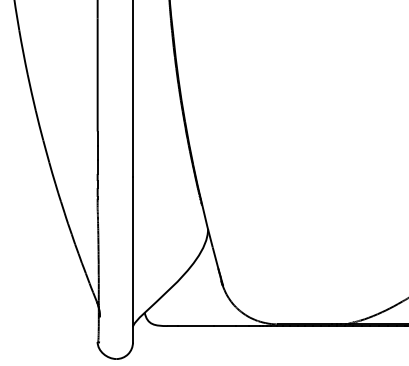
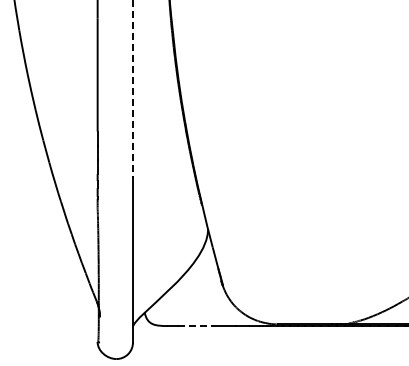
line: solid -> dashed (132, 89)
line: solid -> dashed (196, 326)
